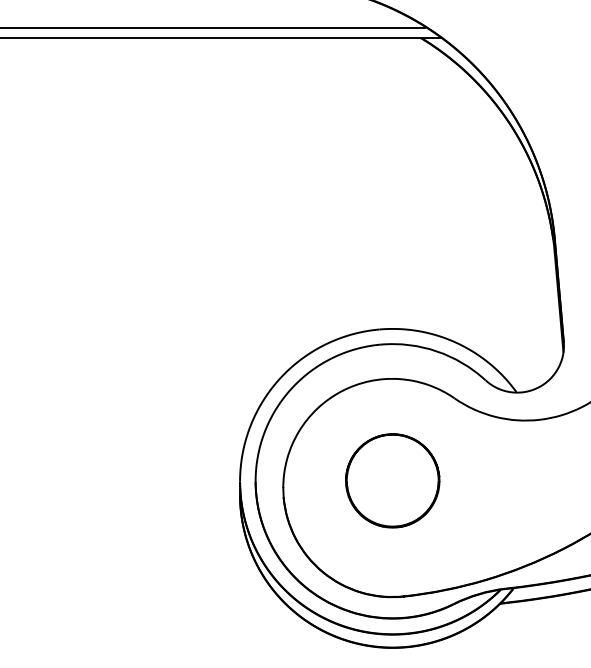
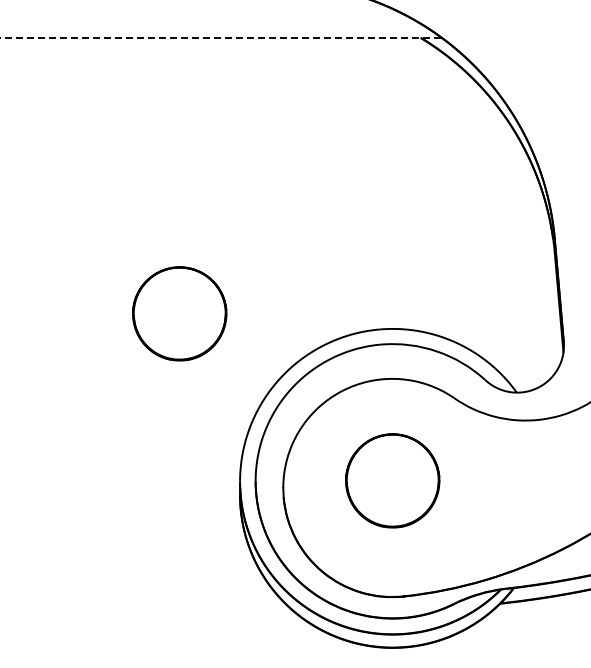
line: present -> none (213, 27)
line: solid -> dashed (220, 38)
part: none -> present (179, 313)
